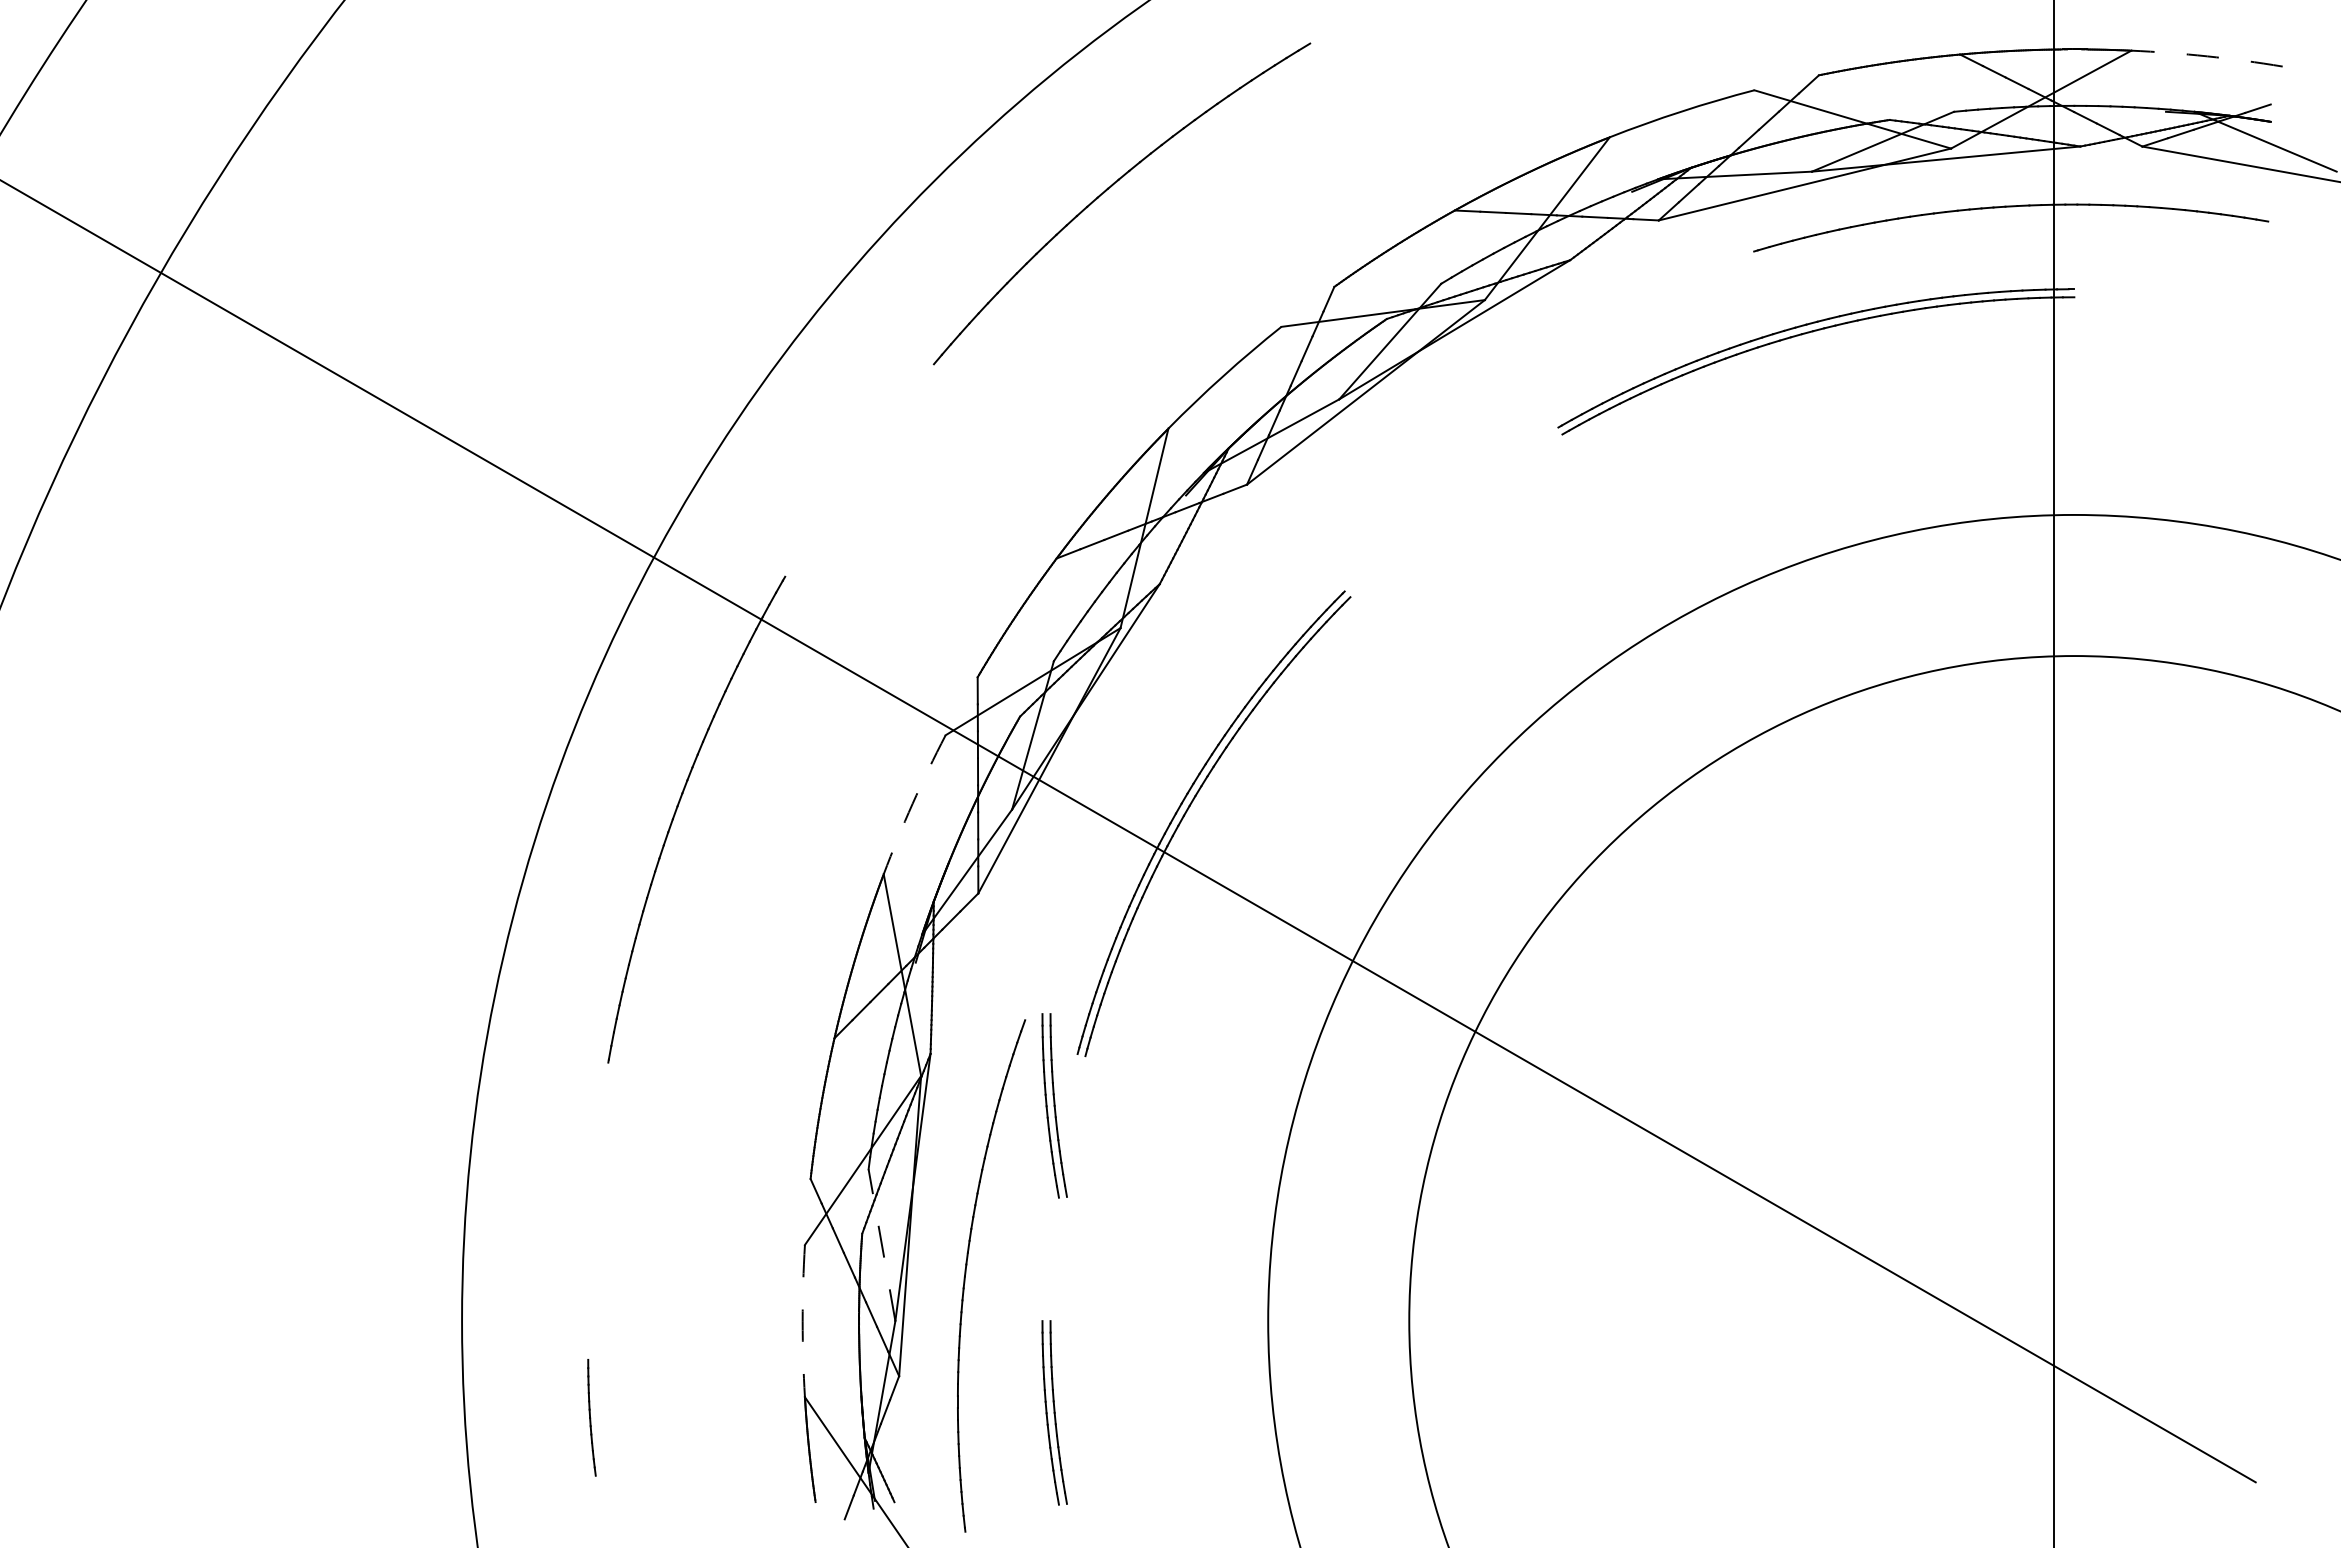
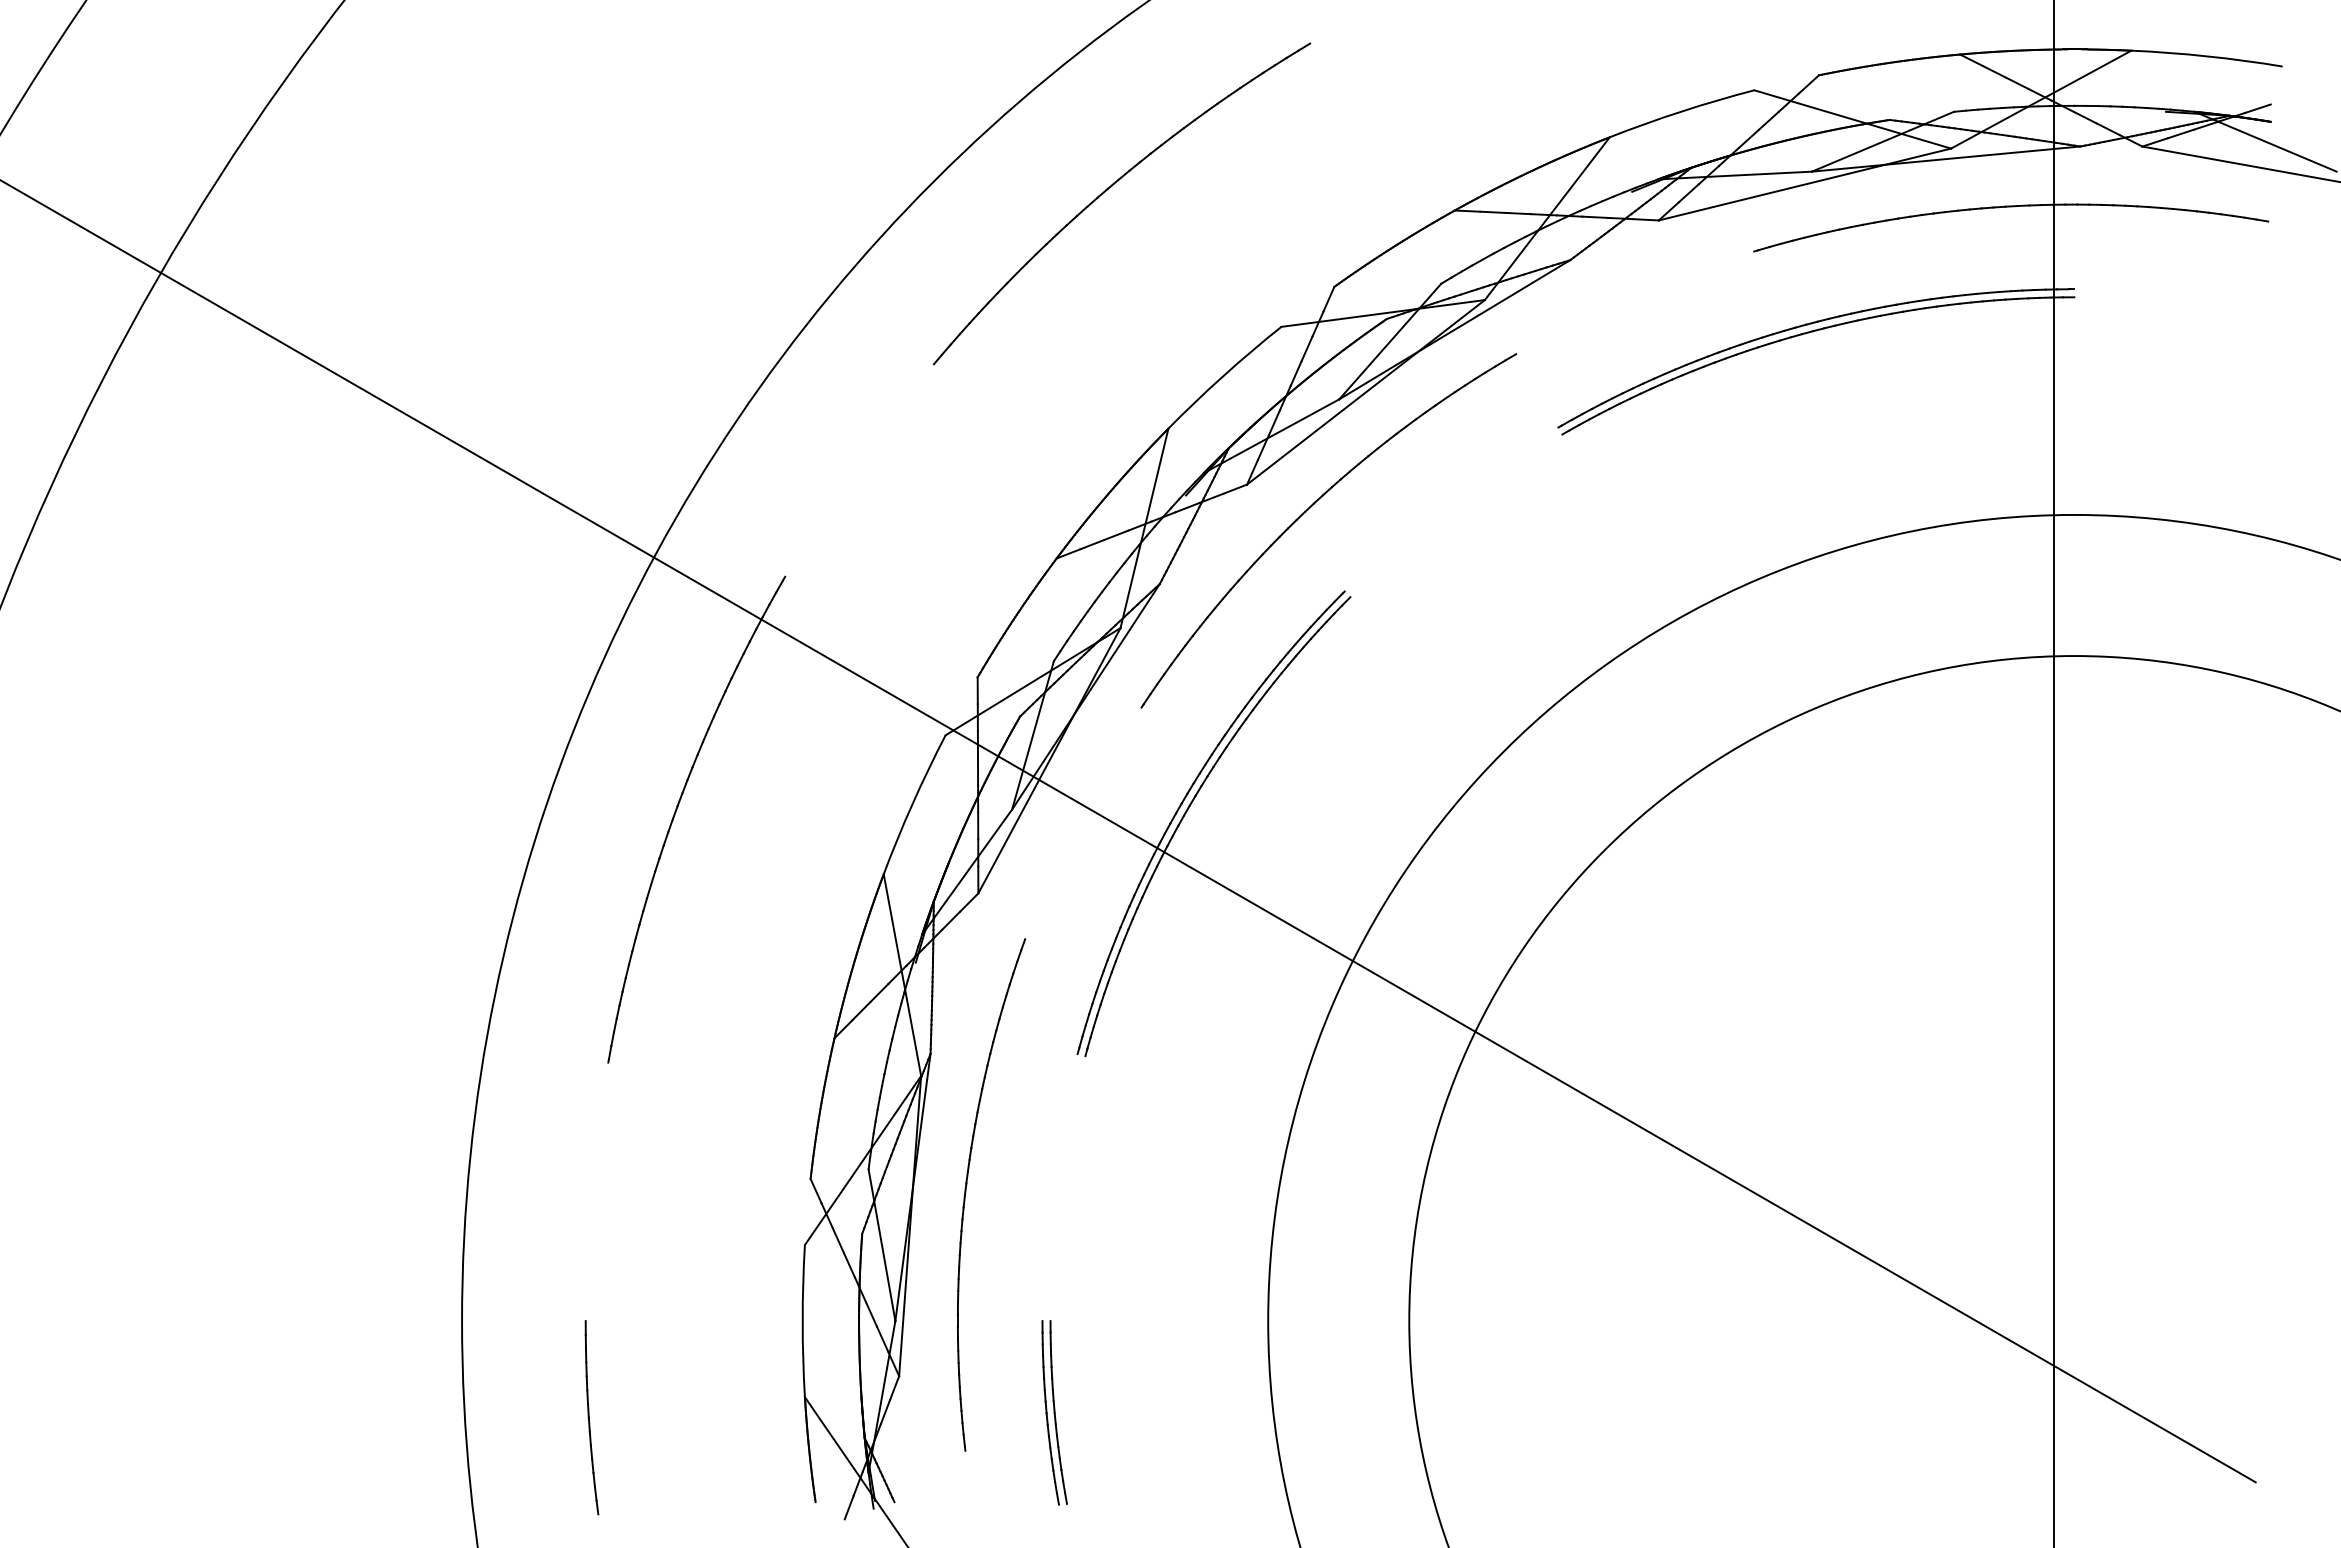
arc: dashed -> solid (2207, 56)
part: none -> present (1308, 510)
arc: dashed -> solid (912, 803)
part: present -> none (1054, 1105)
line: dashed -> solid (881, 1244)
part position: (966, 1274) -> (966, 1193) (966, 1193)
arc: dashed -> solid (802, 1321)
part size: 10x118 px -> 16x196 px (591, 1417)
